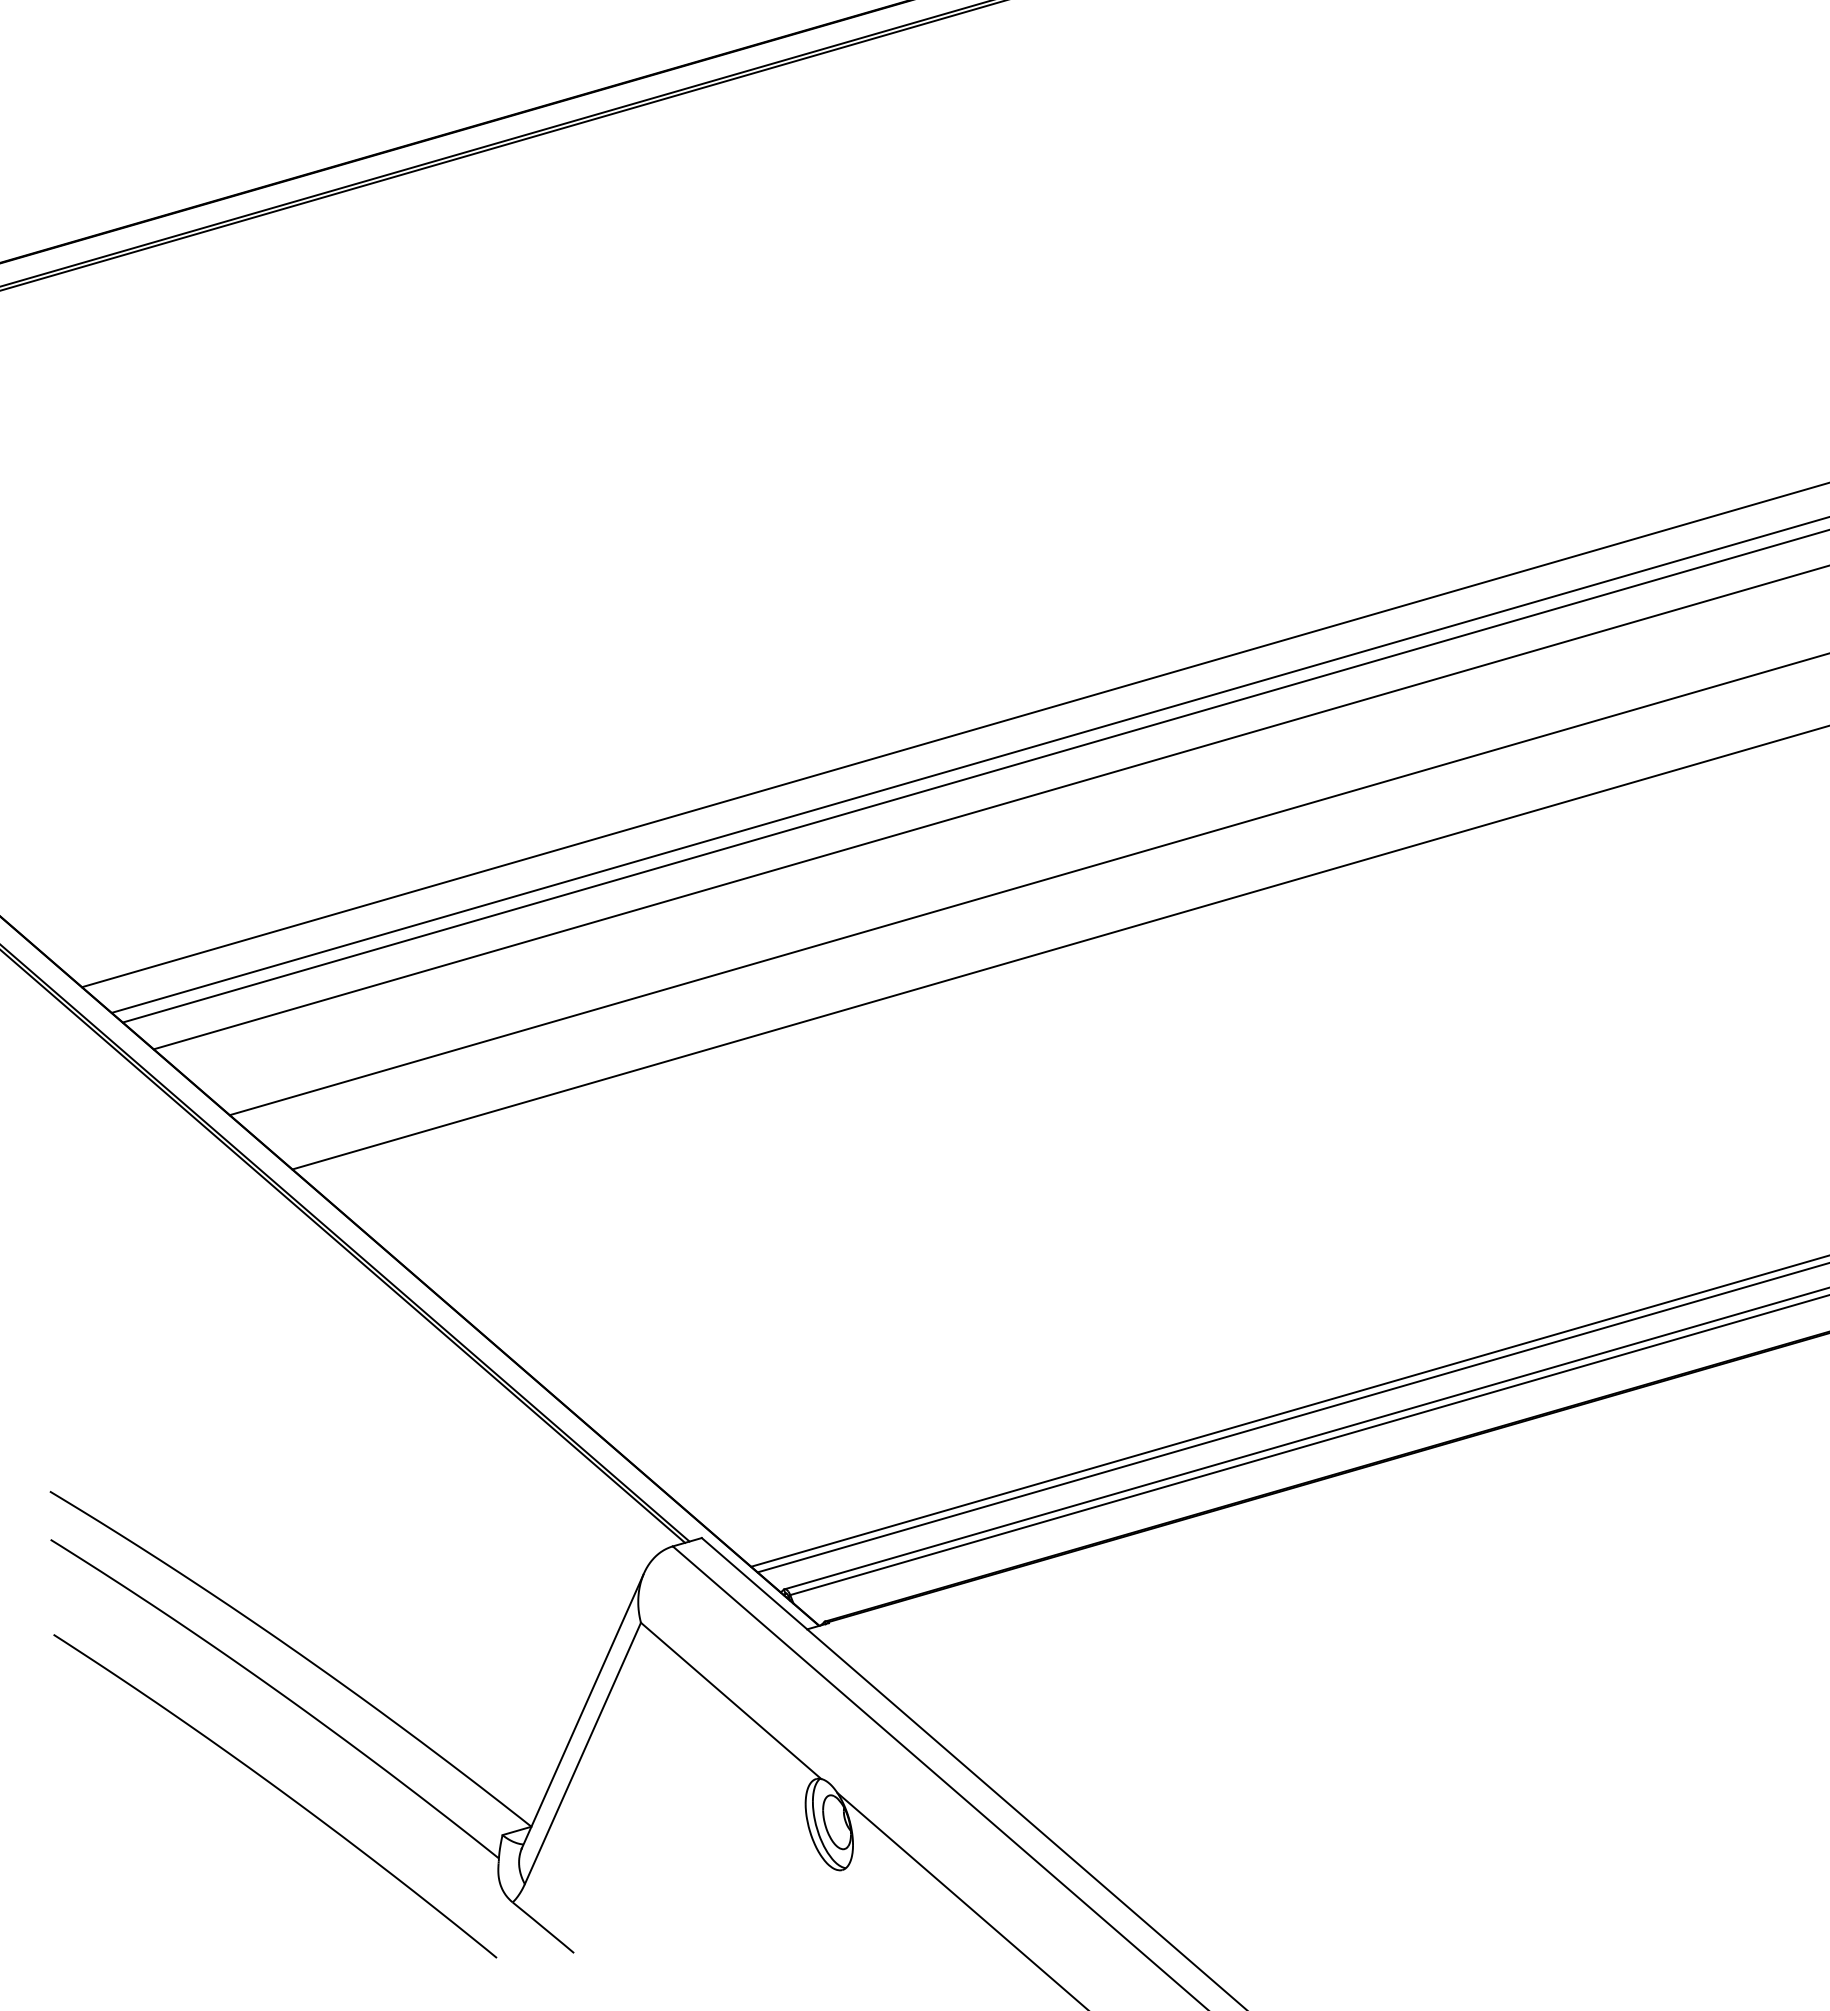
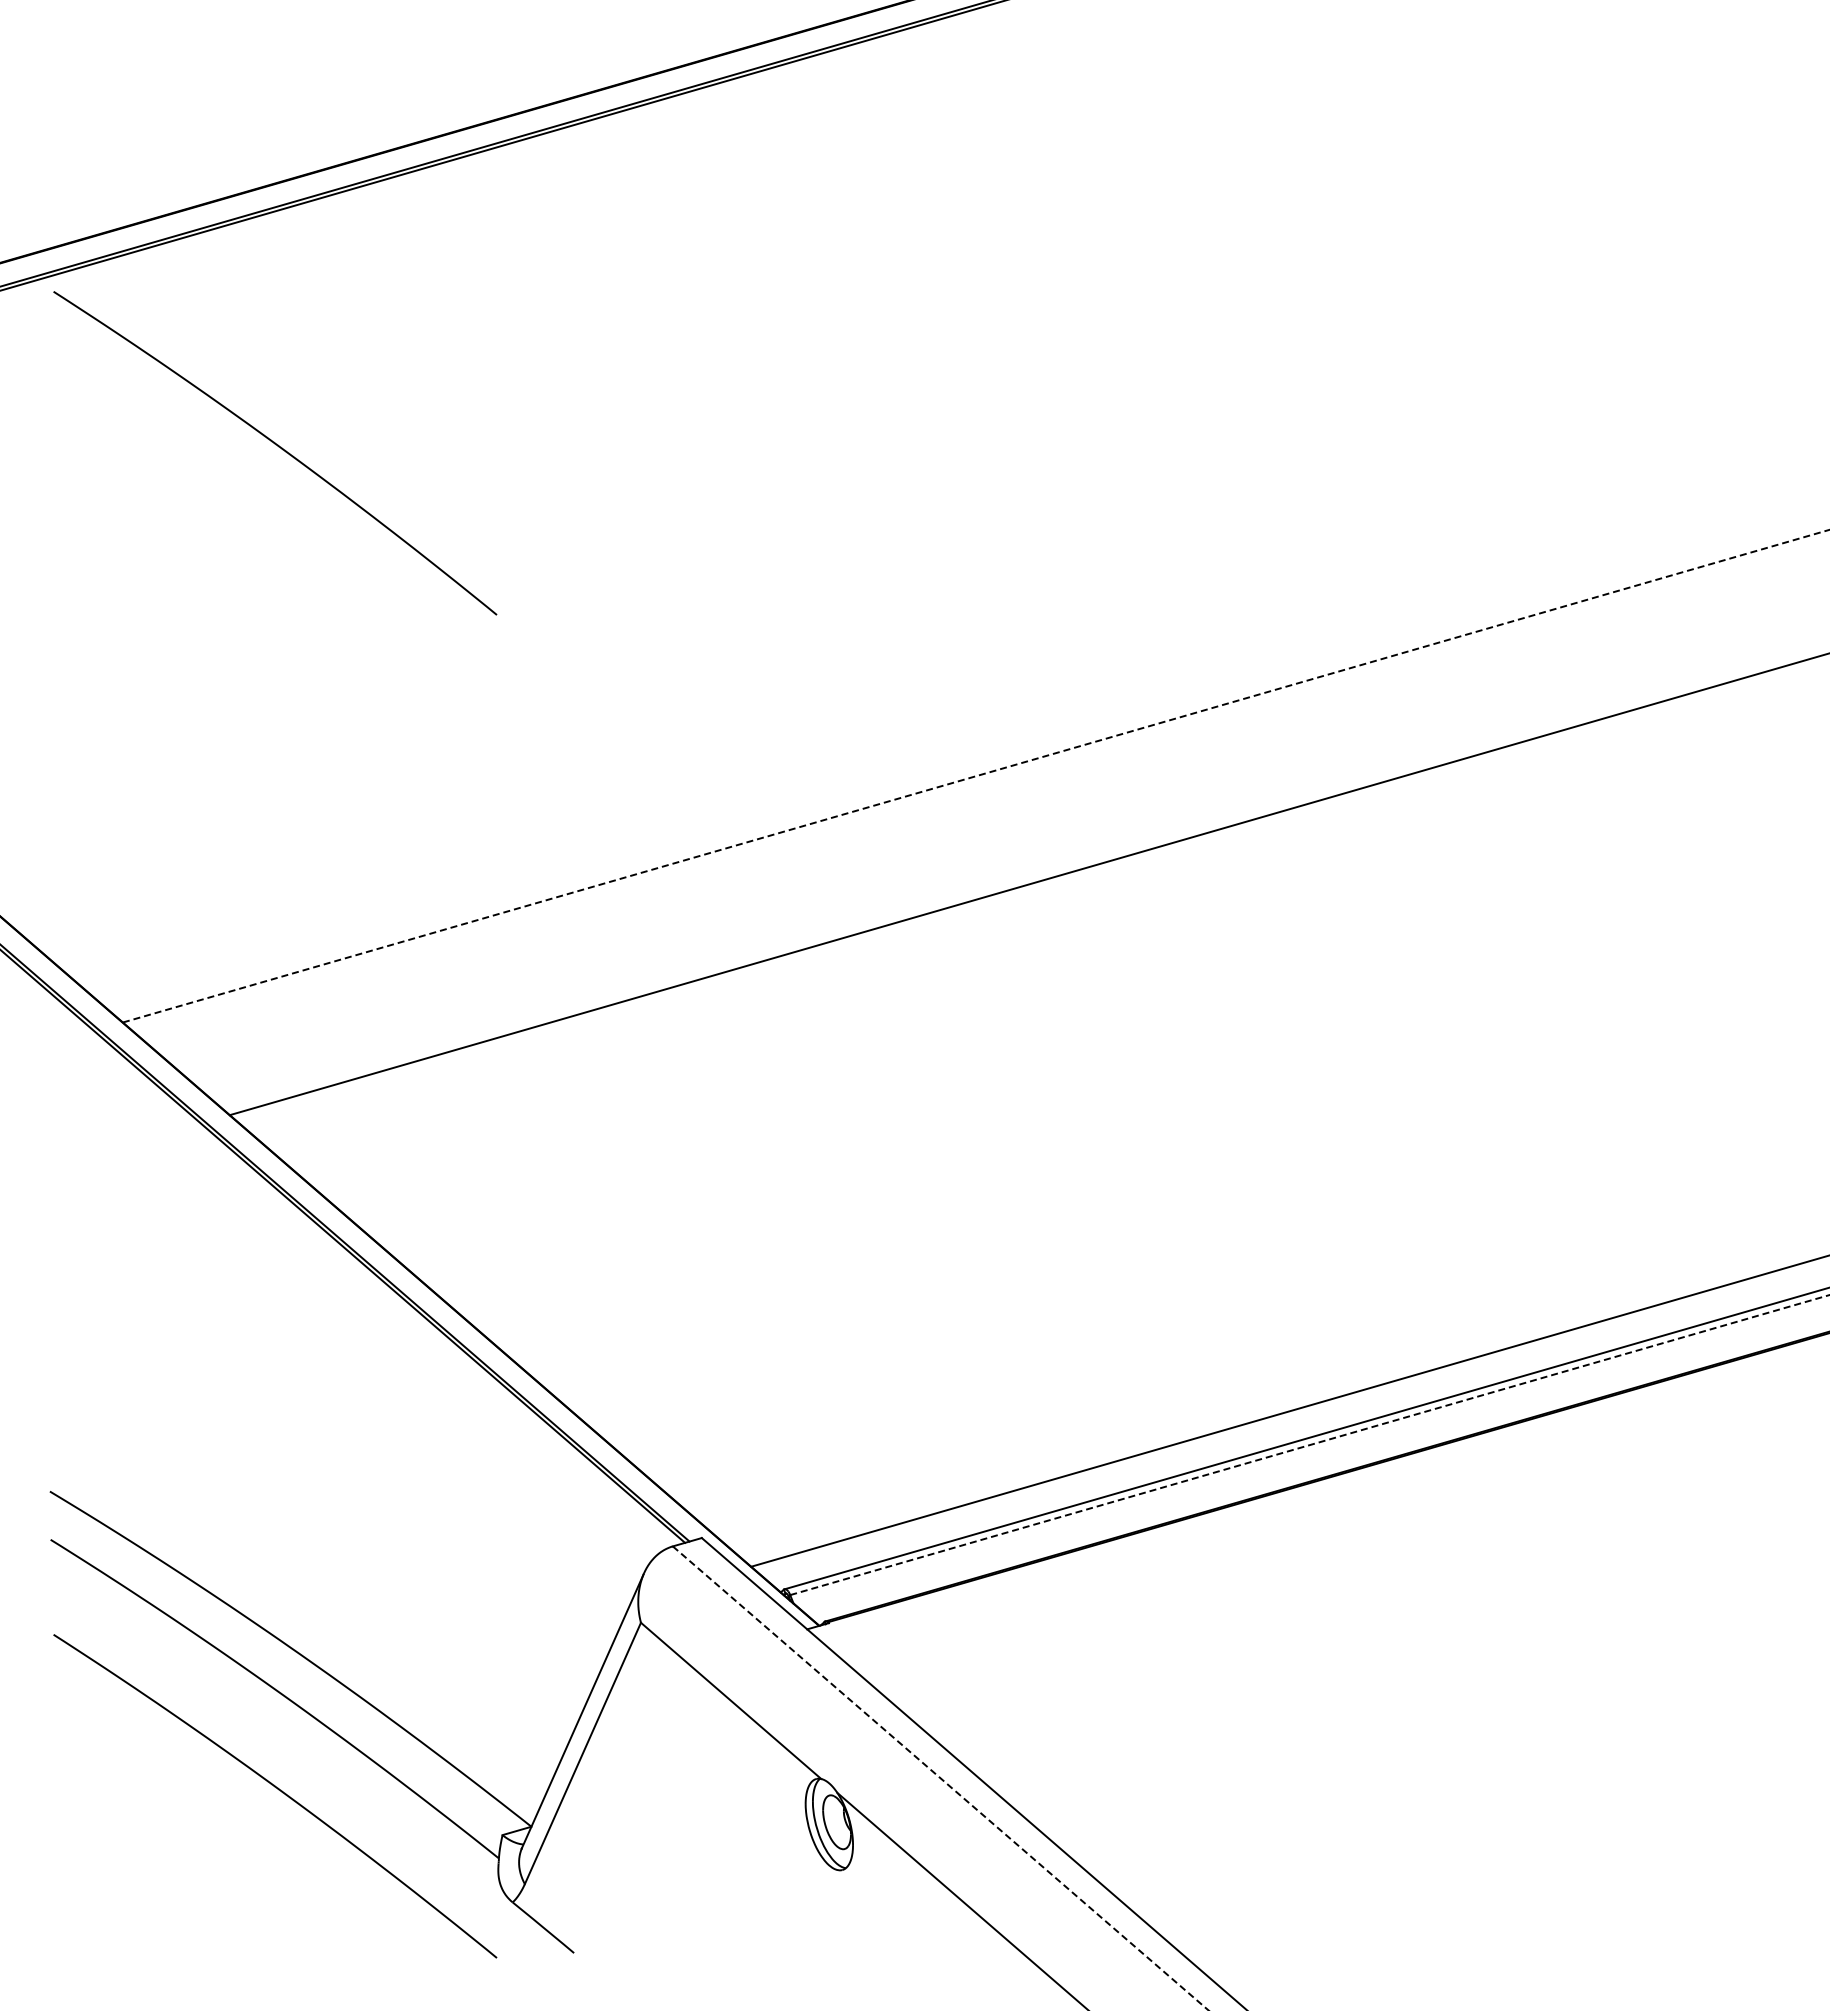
curve: none -> present (278, 447)
line: present -> none (954, 735)
line: present -> none (968, 764)
line: solid -> dashed (976, 776)
line: present -> none (989, 807)
line: present -> none (1059, 947)
line: present -> none (1291, 1417)
line: solid -> dashed (1309, 1445)
line: solid -> dashed (941, 1778)
